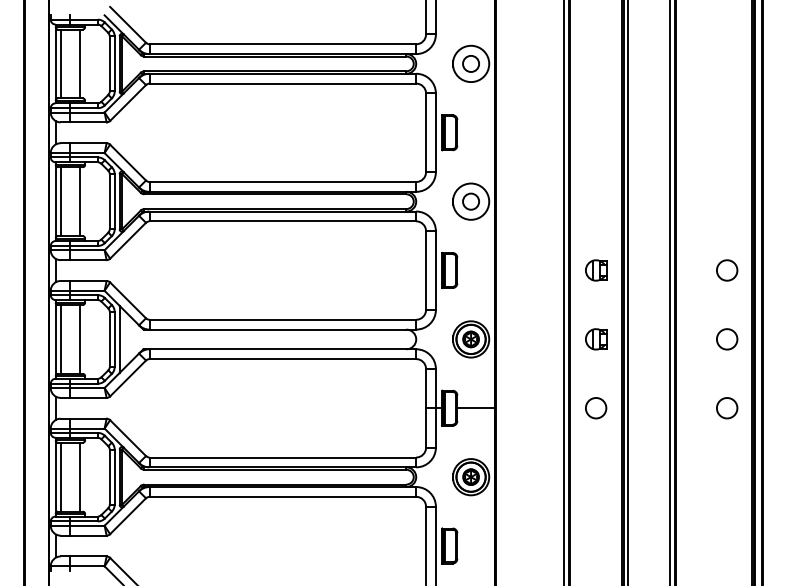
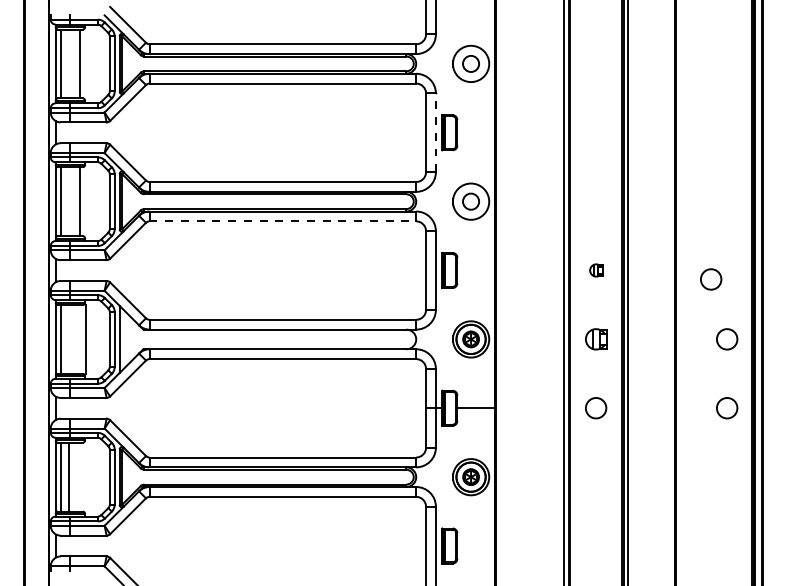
line: solid -> dashed (435, 132)
line: solid -> dashed (283, 221)
part size: 23x23 px -> 15x15 px (596, 270)
circle position: (727, 270) -> (711, 279) (711, 279)
line: present -> none (670, 292)
line position: (79, 339) -> (85, 339) (85, 339)
line position: (79, 476) -> (68, 476) (68, 476)
